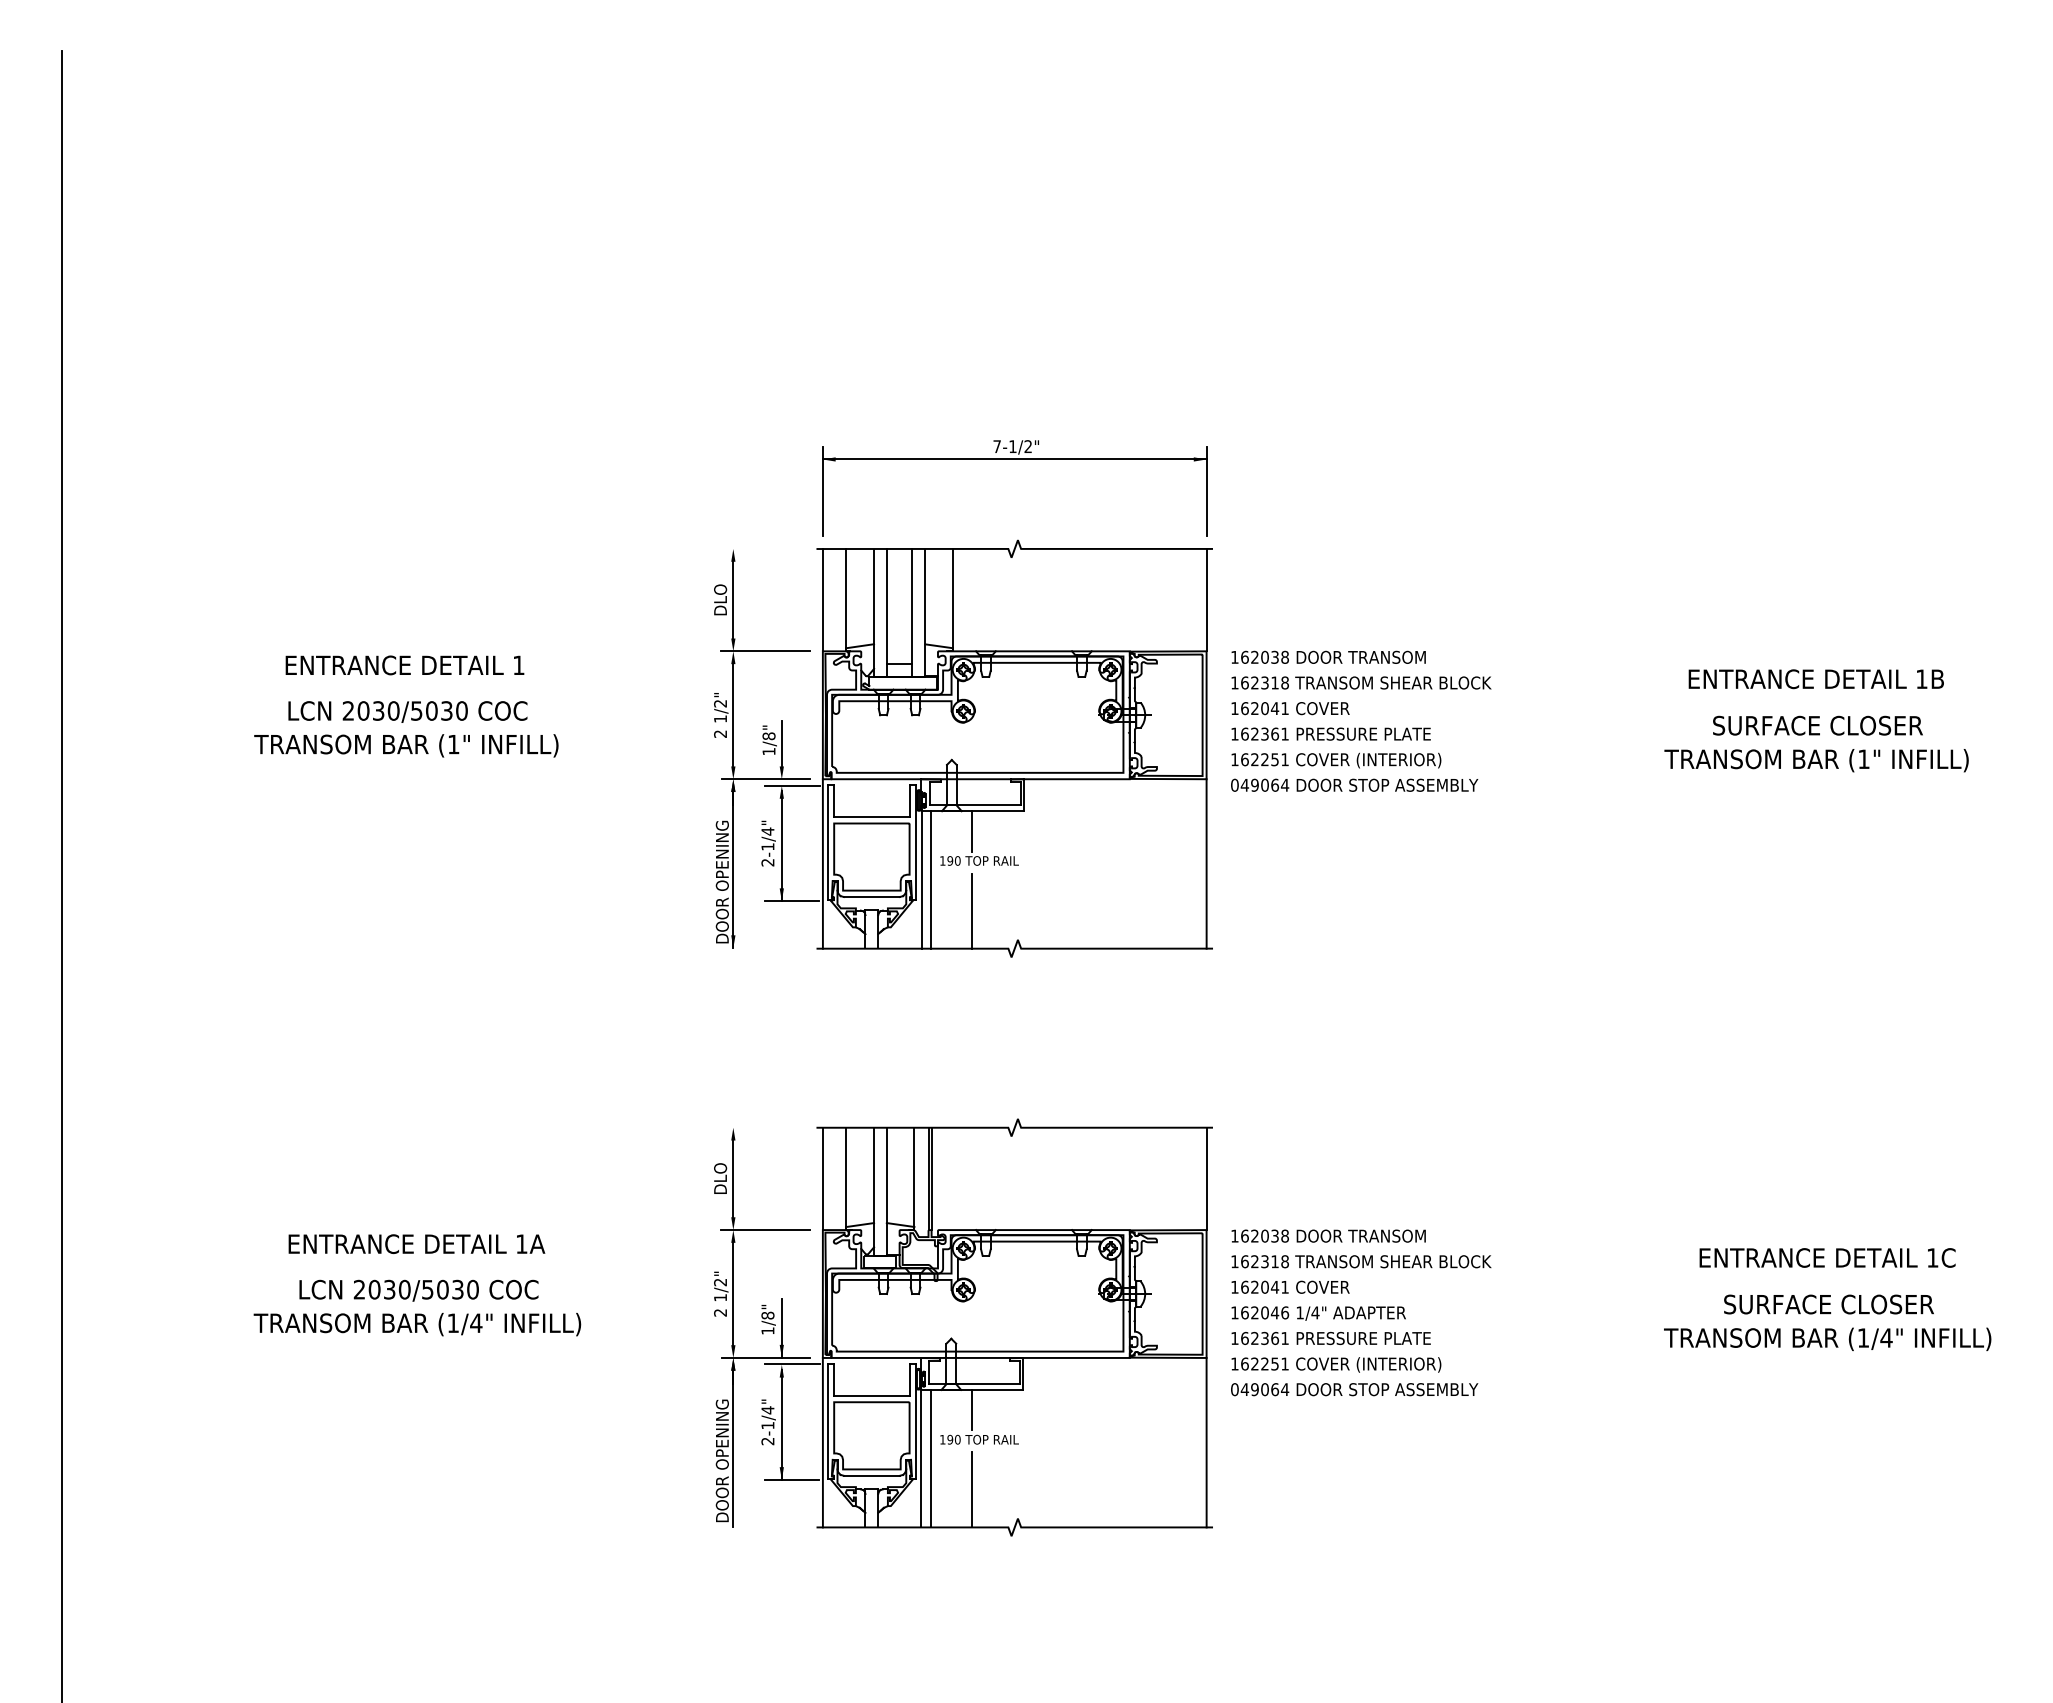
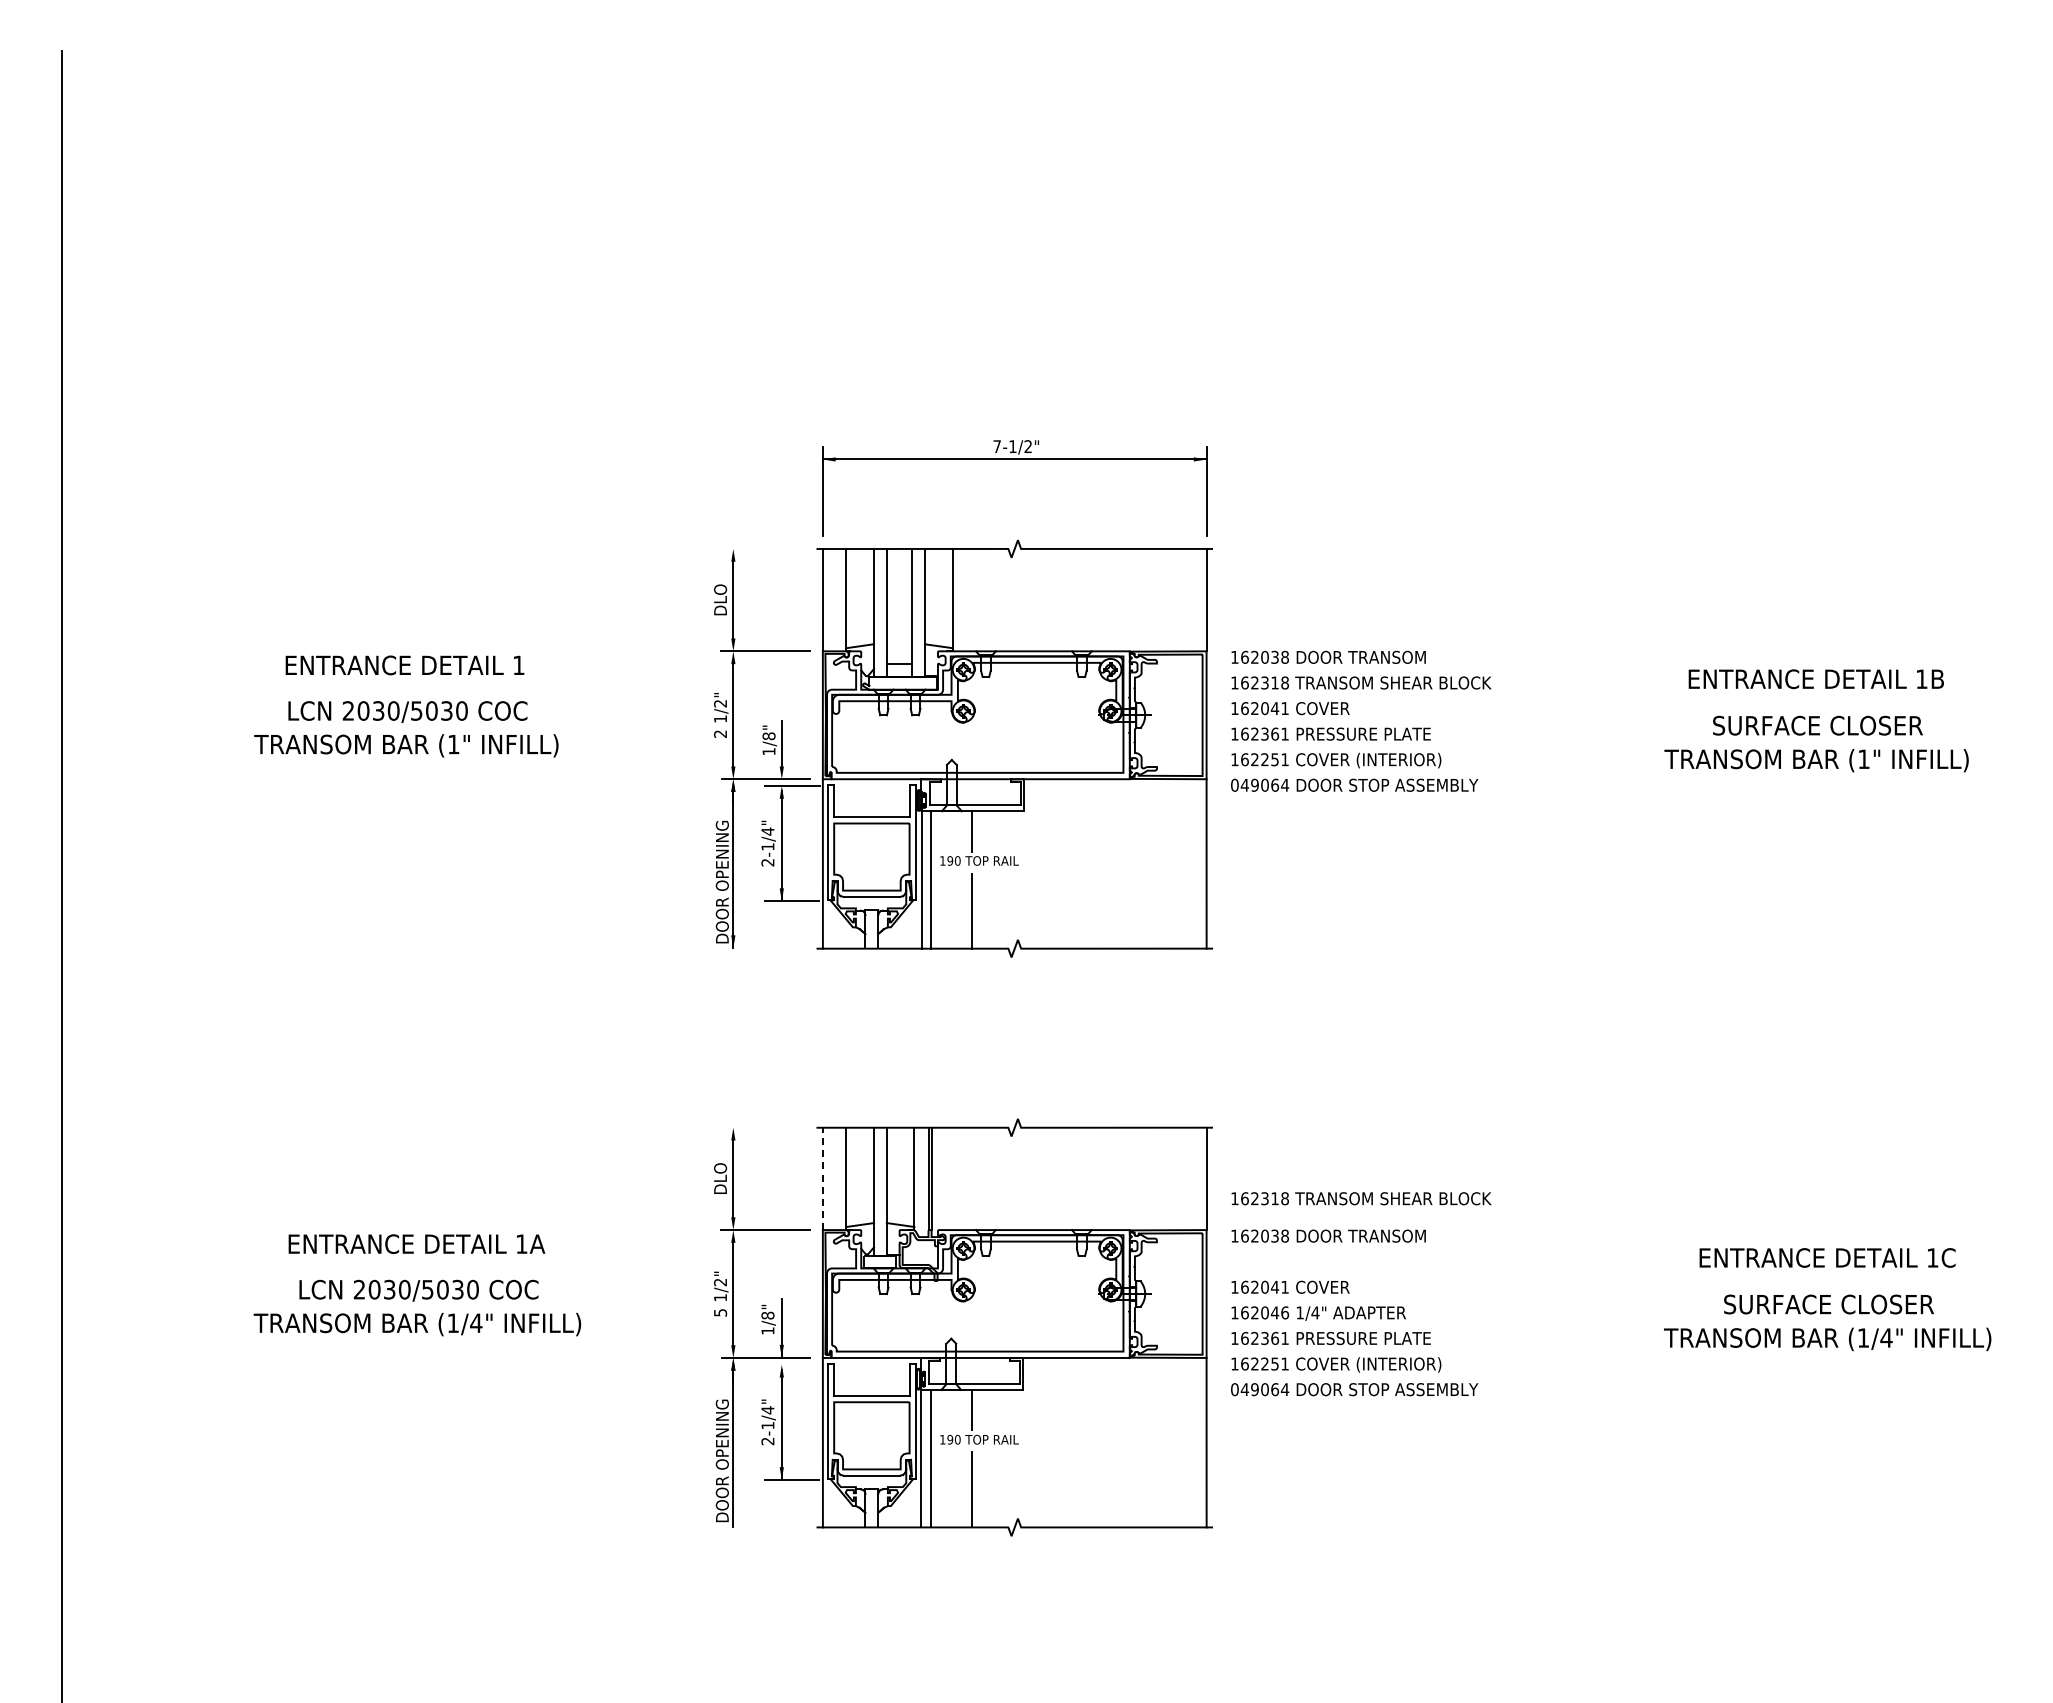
line: solid -> dashed (822, 1178)
text position: (1361, 1261) -> (1361, 1198) (1361, 1198)
text: 2 -> 5 (720, 1312)
line: present -> none (792, 1364)
